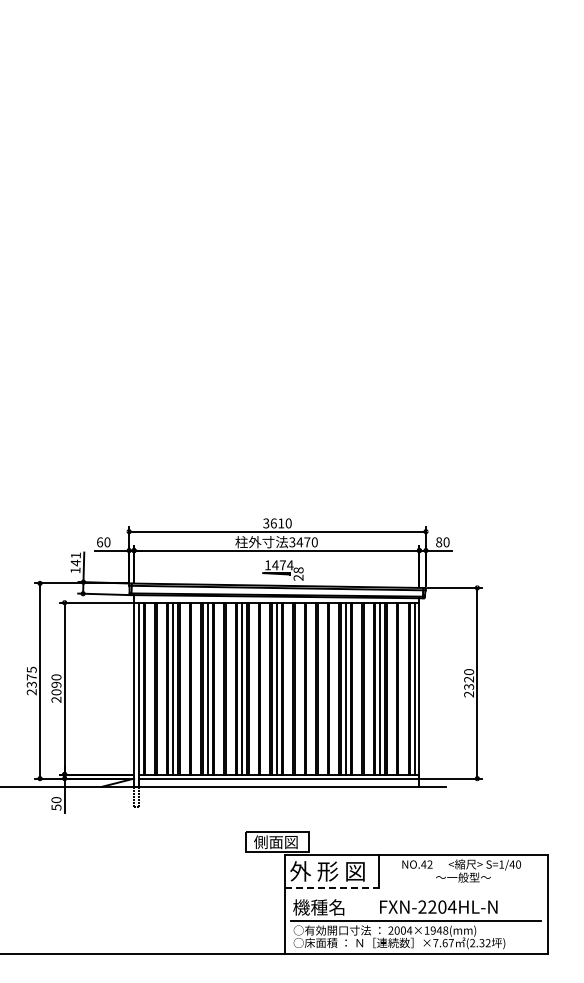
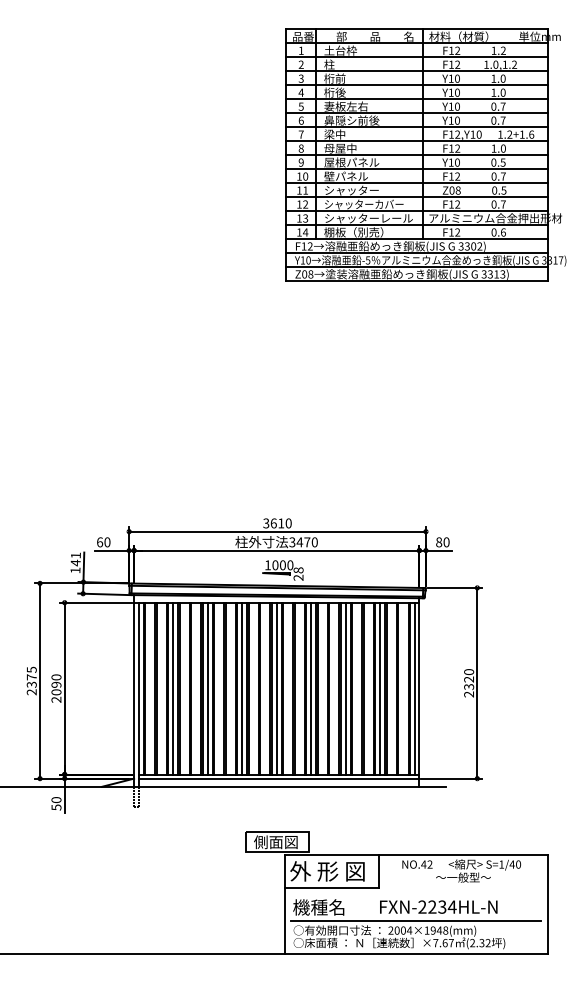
part: none -> present (425, 154)
text: 1474 -> 1000 (282, 565)
line: none -> present (311, 688)
line: dashed -> solid (332, 887)
text: FXN-2204HL-N -> FXN-2234HL-N (442, 906)
